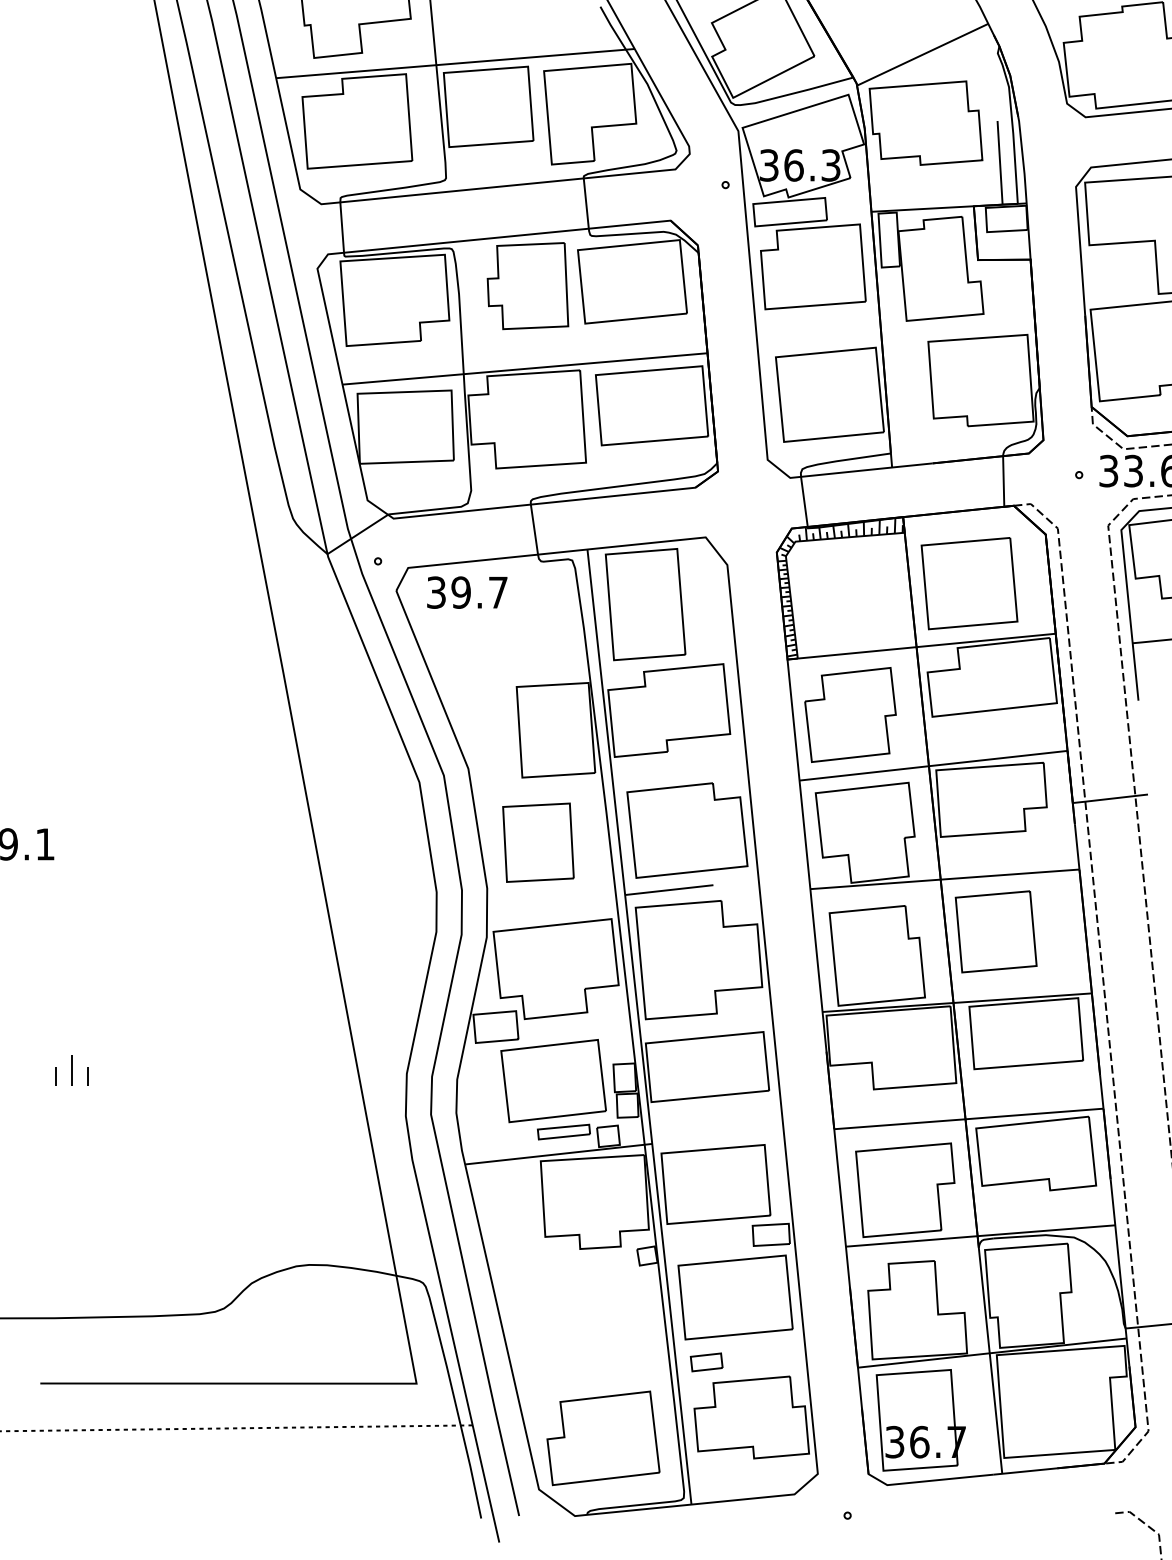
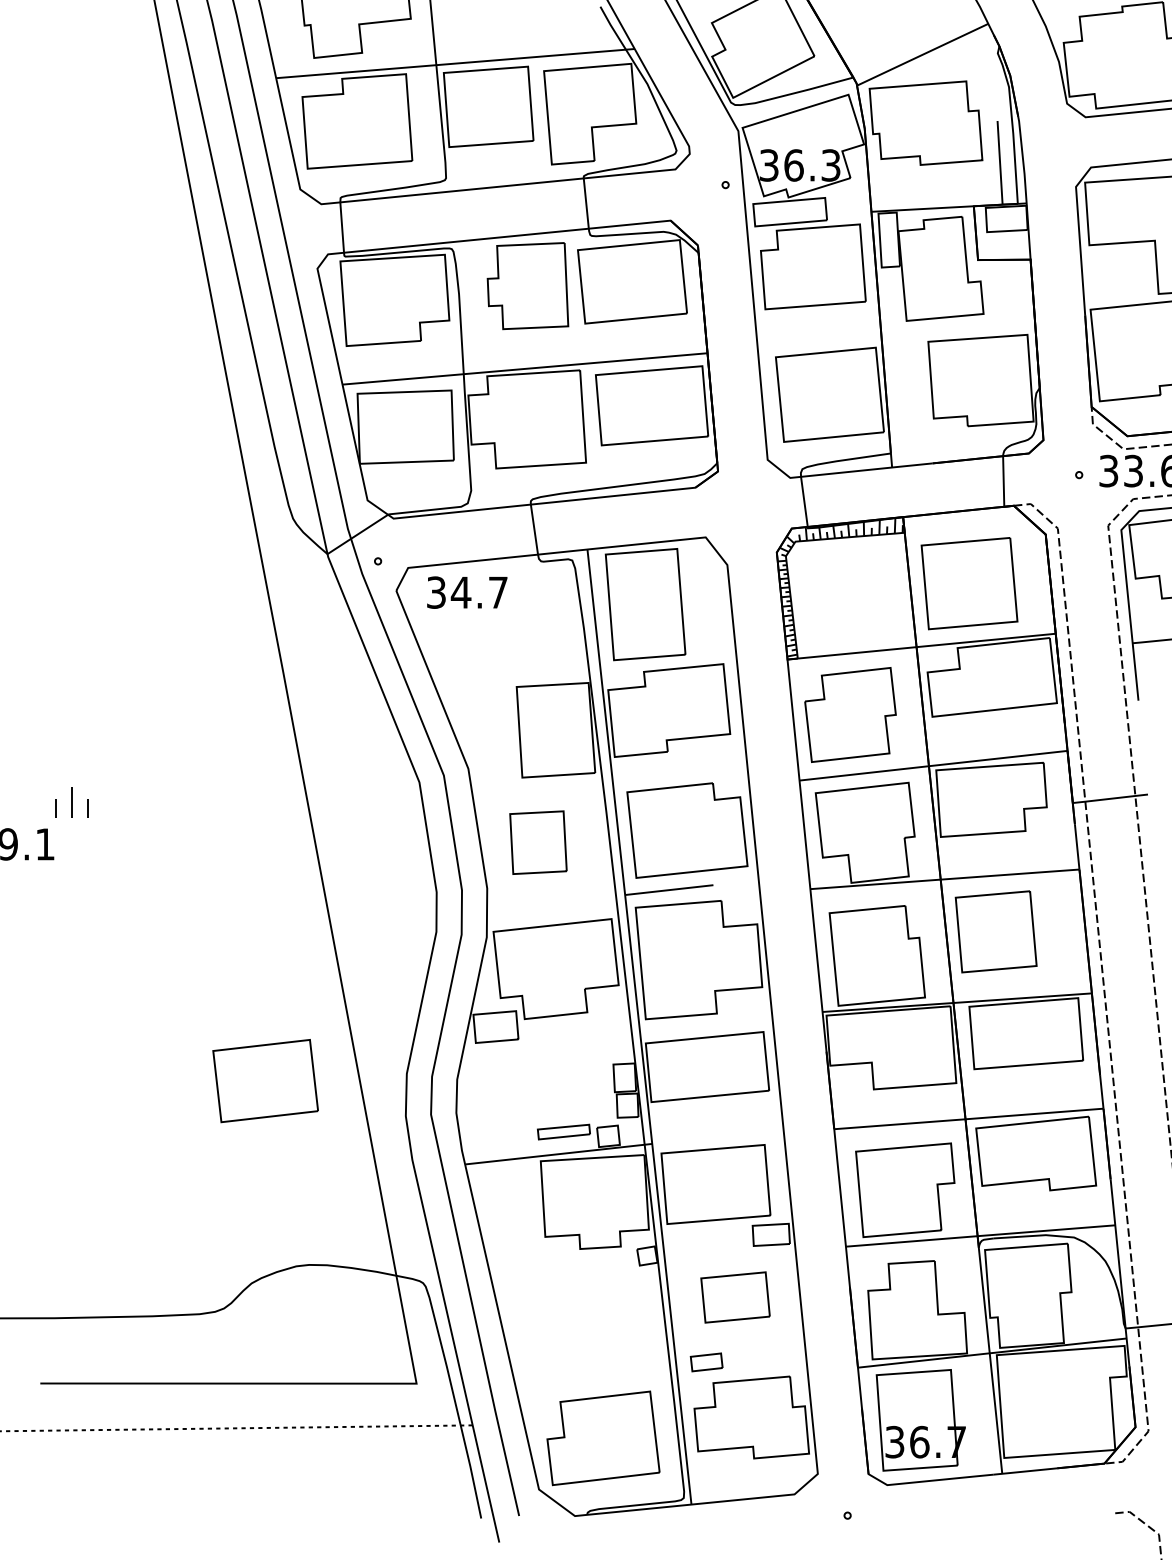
text: 39.7 -> 34.7 (460, 592)
part size: 73x81 px -> 59x65 px (538, 842)
part position: (71, 1070) -> (71, 802) (71, 802)
part position: (553, 1081) -> (265, 1081) (265, 1081)
part size: 117x87 px -> 71x53 px (735, 1297)
